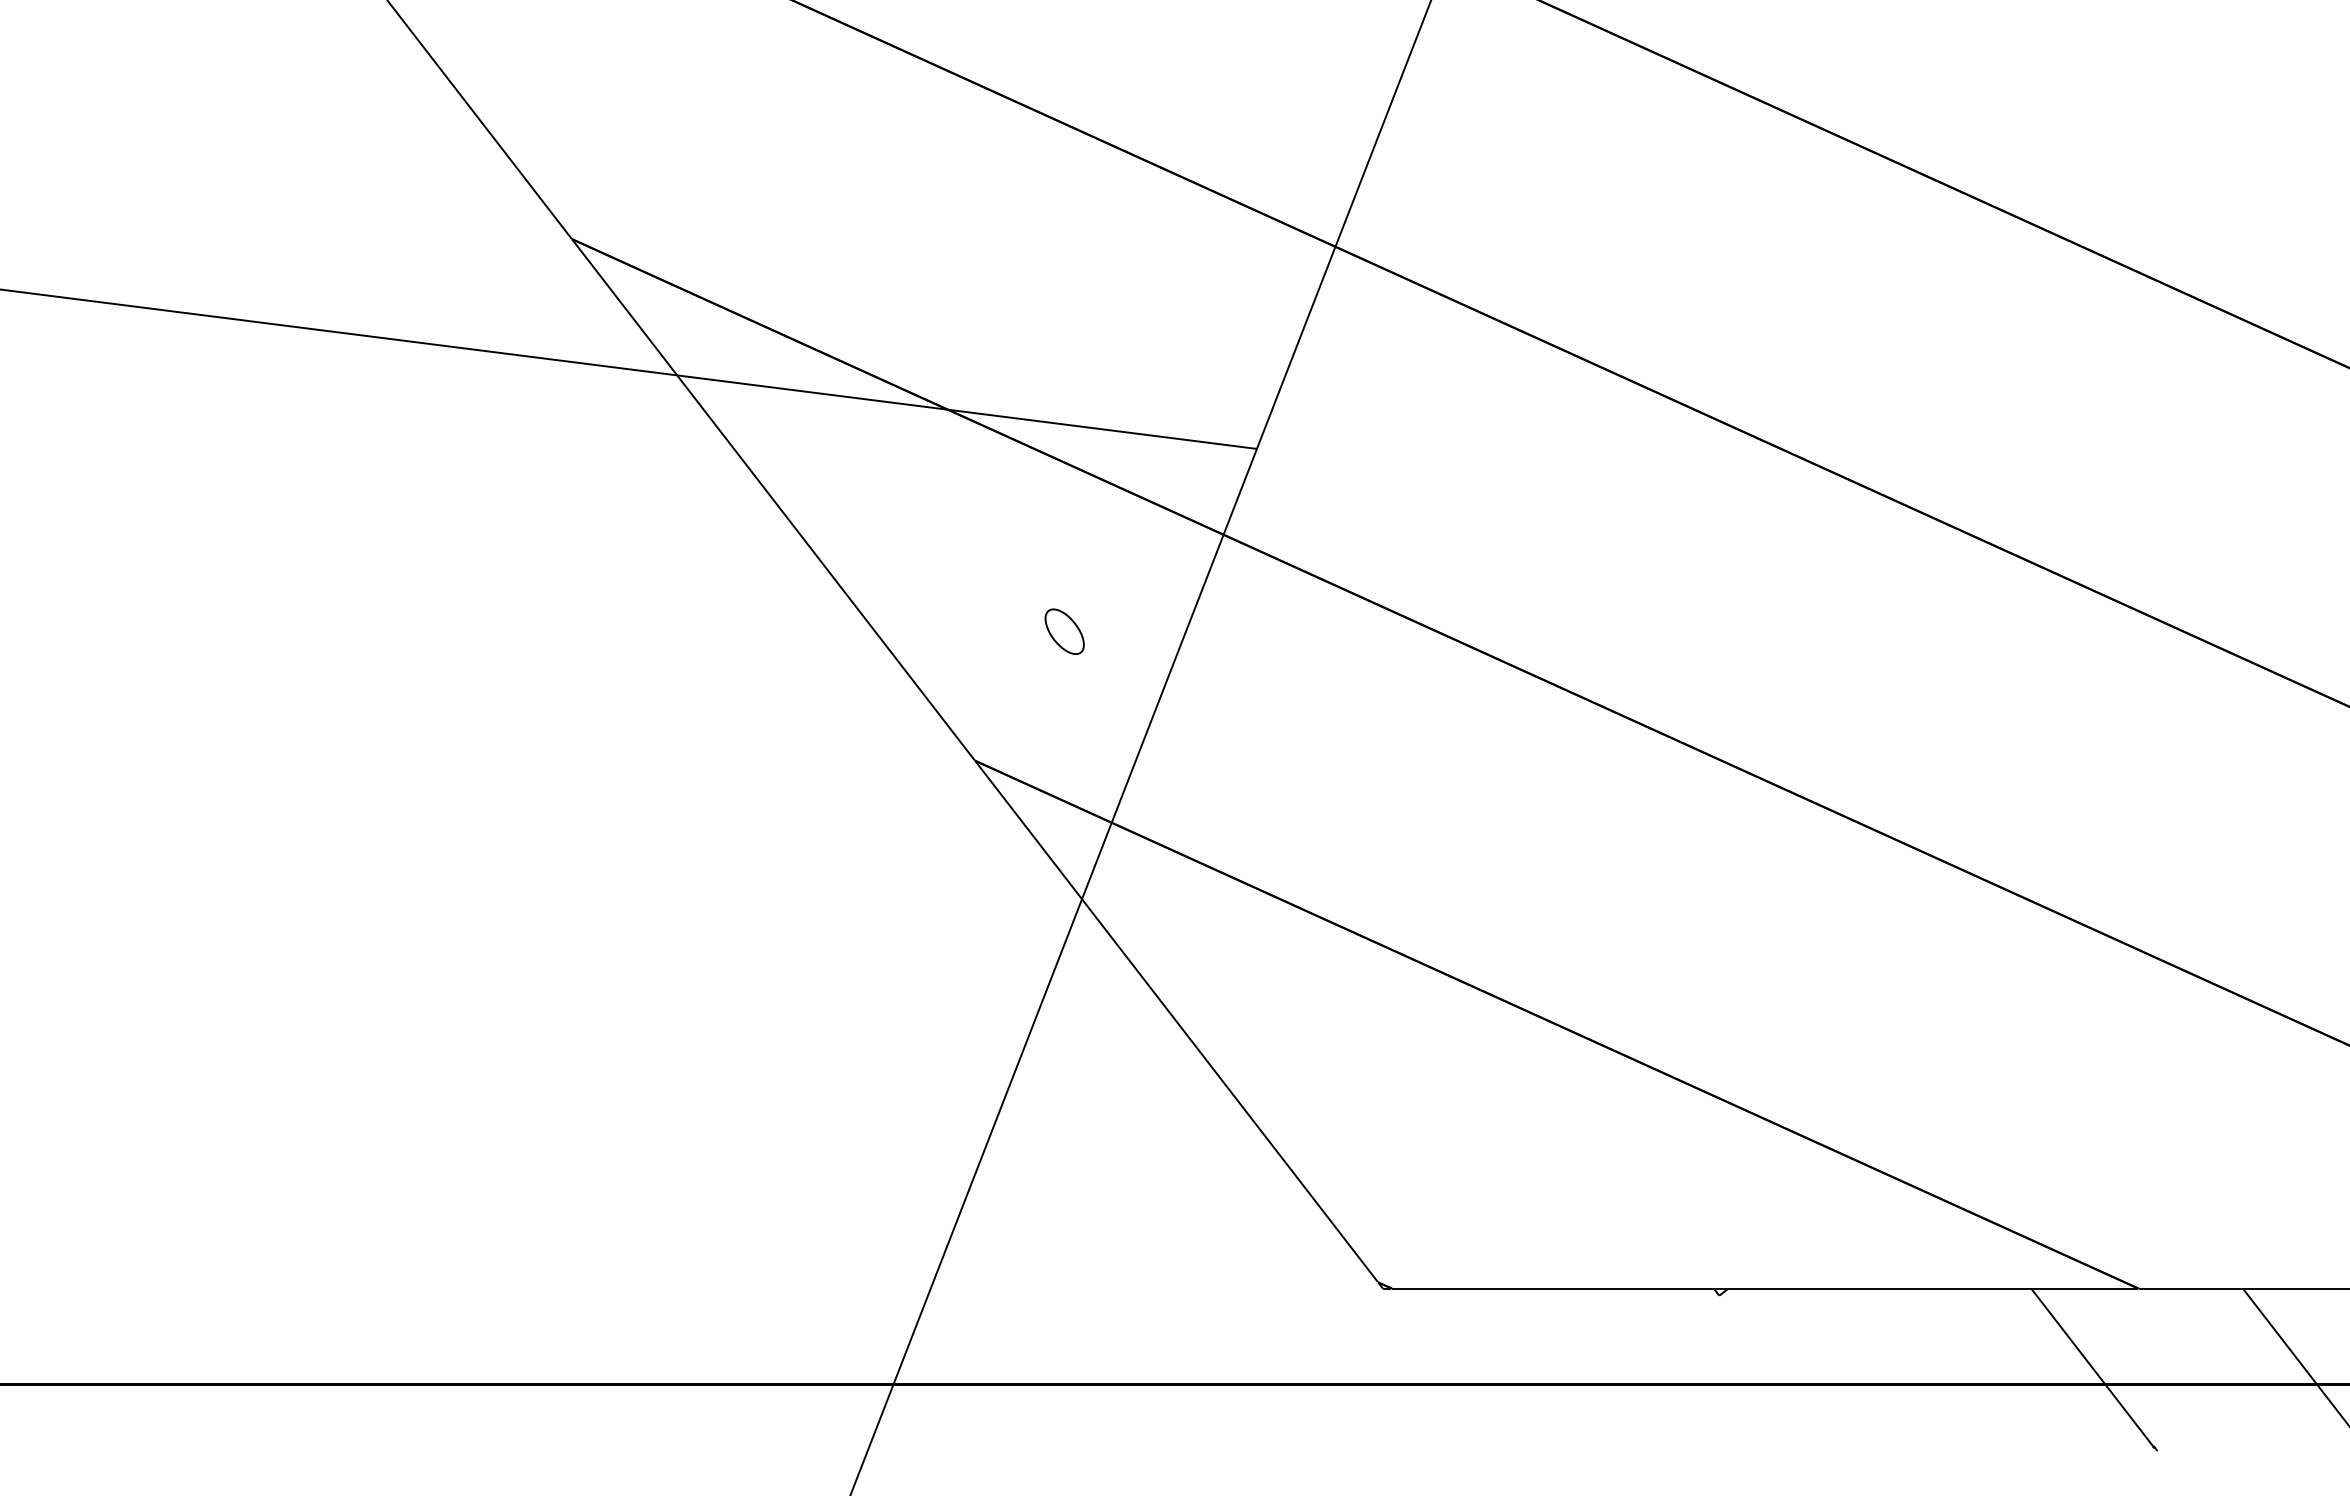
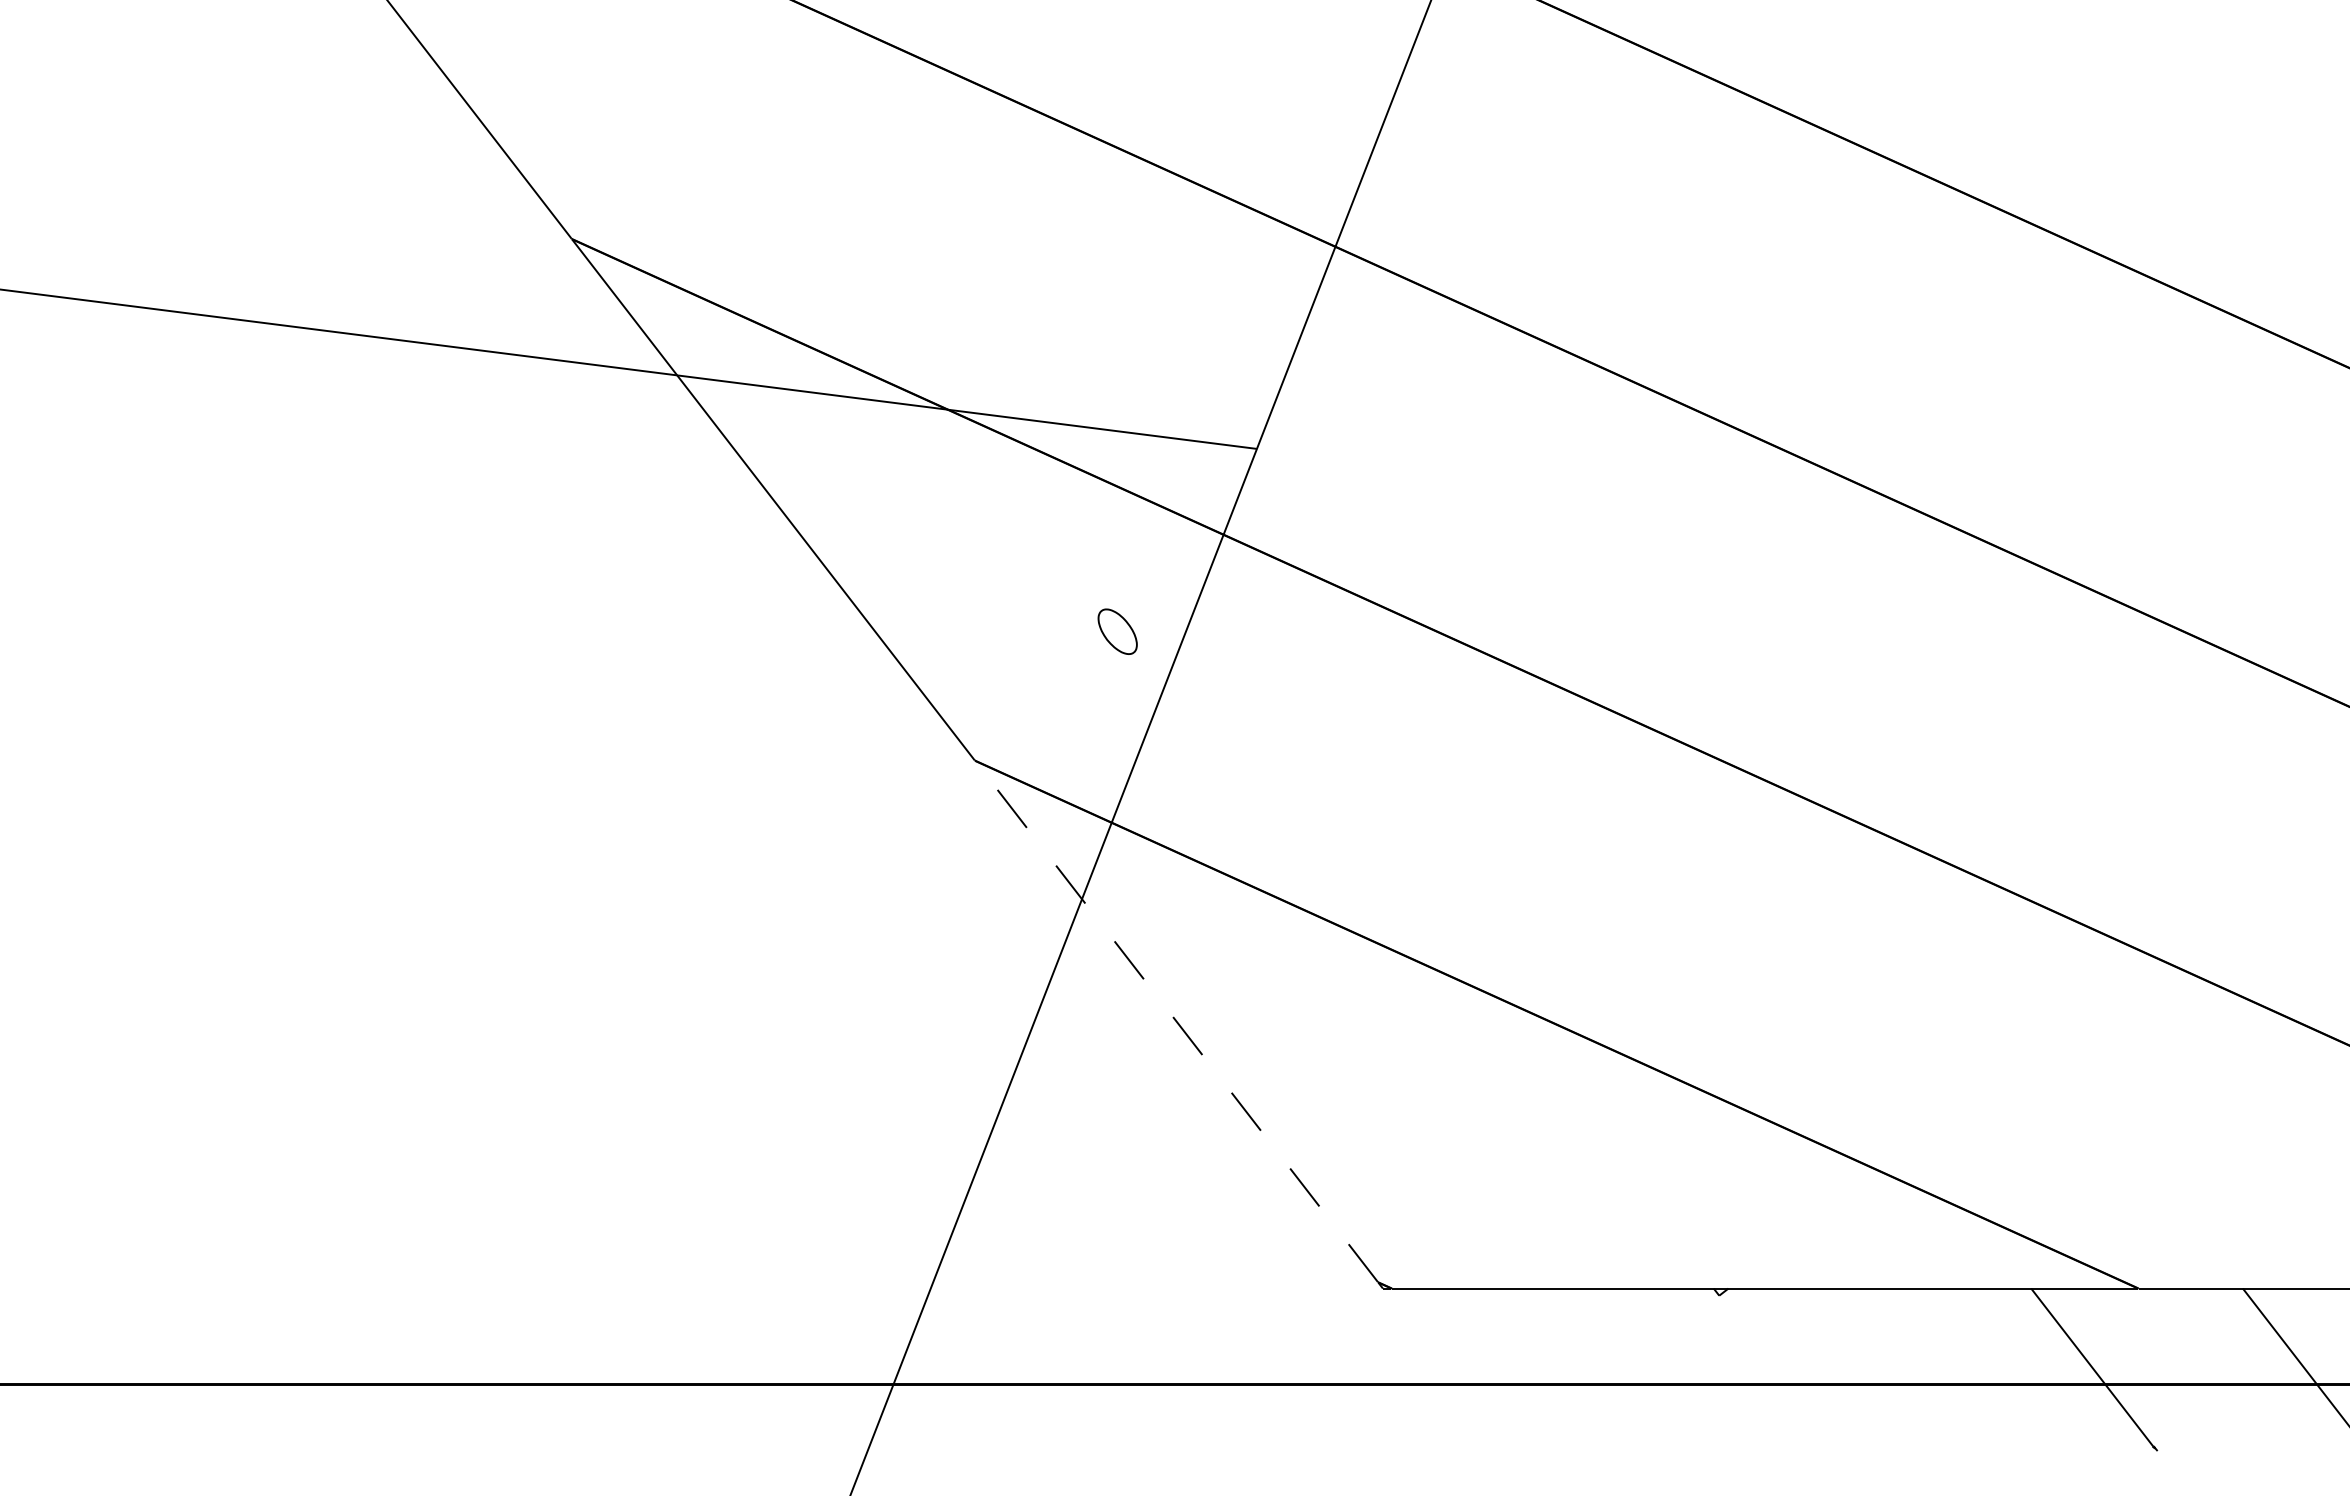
part position: (1064, 631) -> (1117, 631) (1117, 631)
line: solid -> dashed (1176, 1021)
